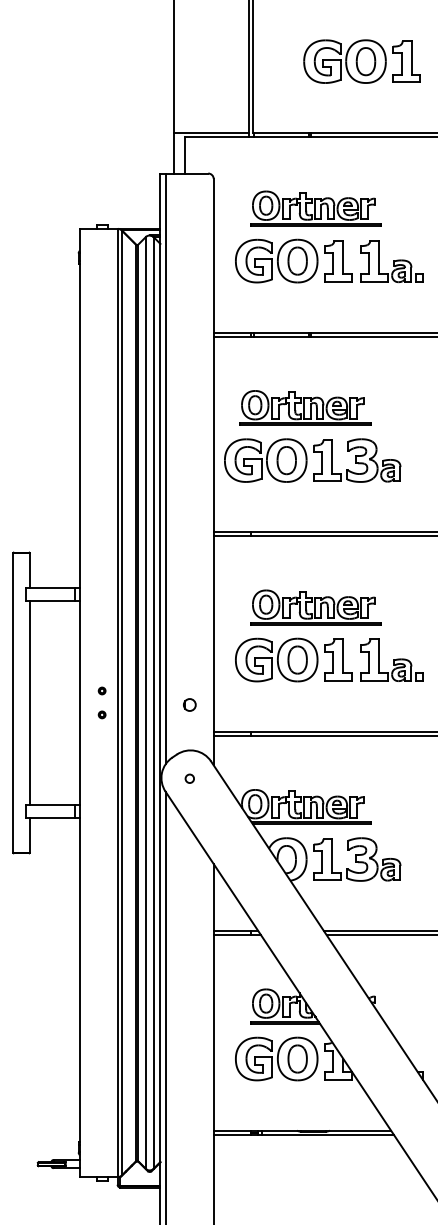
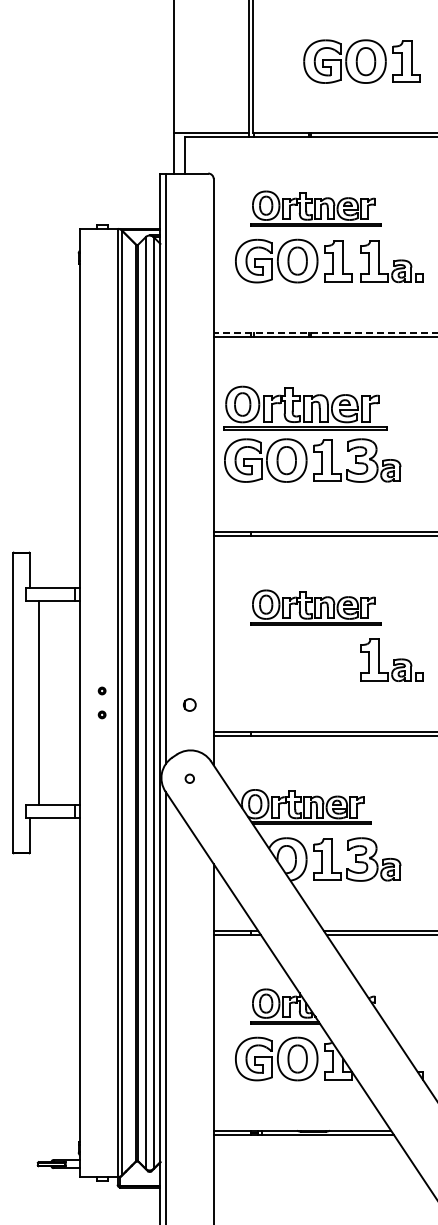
line: solid -> dashed (325, 332)
part size: 133x36 px -> 165x46 px (305, 407)
part: present -> none (293, 659)
line position: (29, 702) -> (38, 702) (38, 702)
